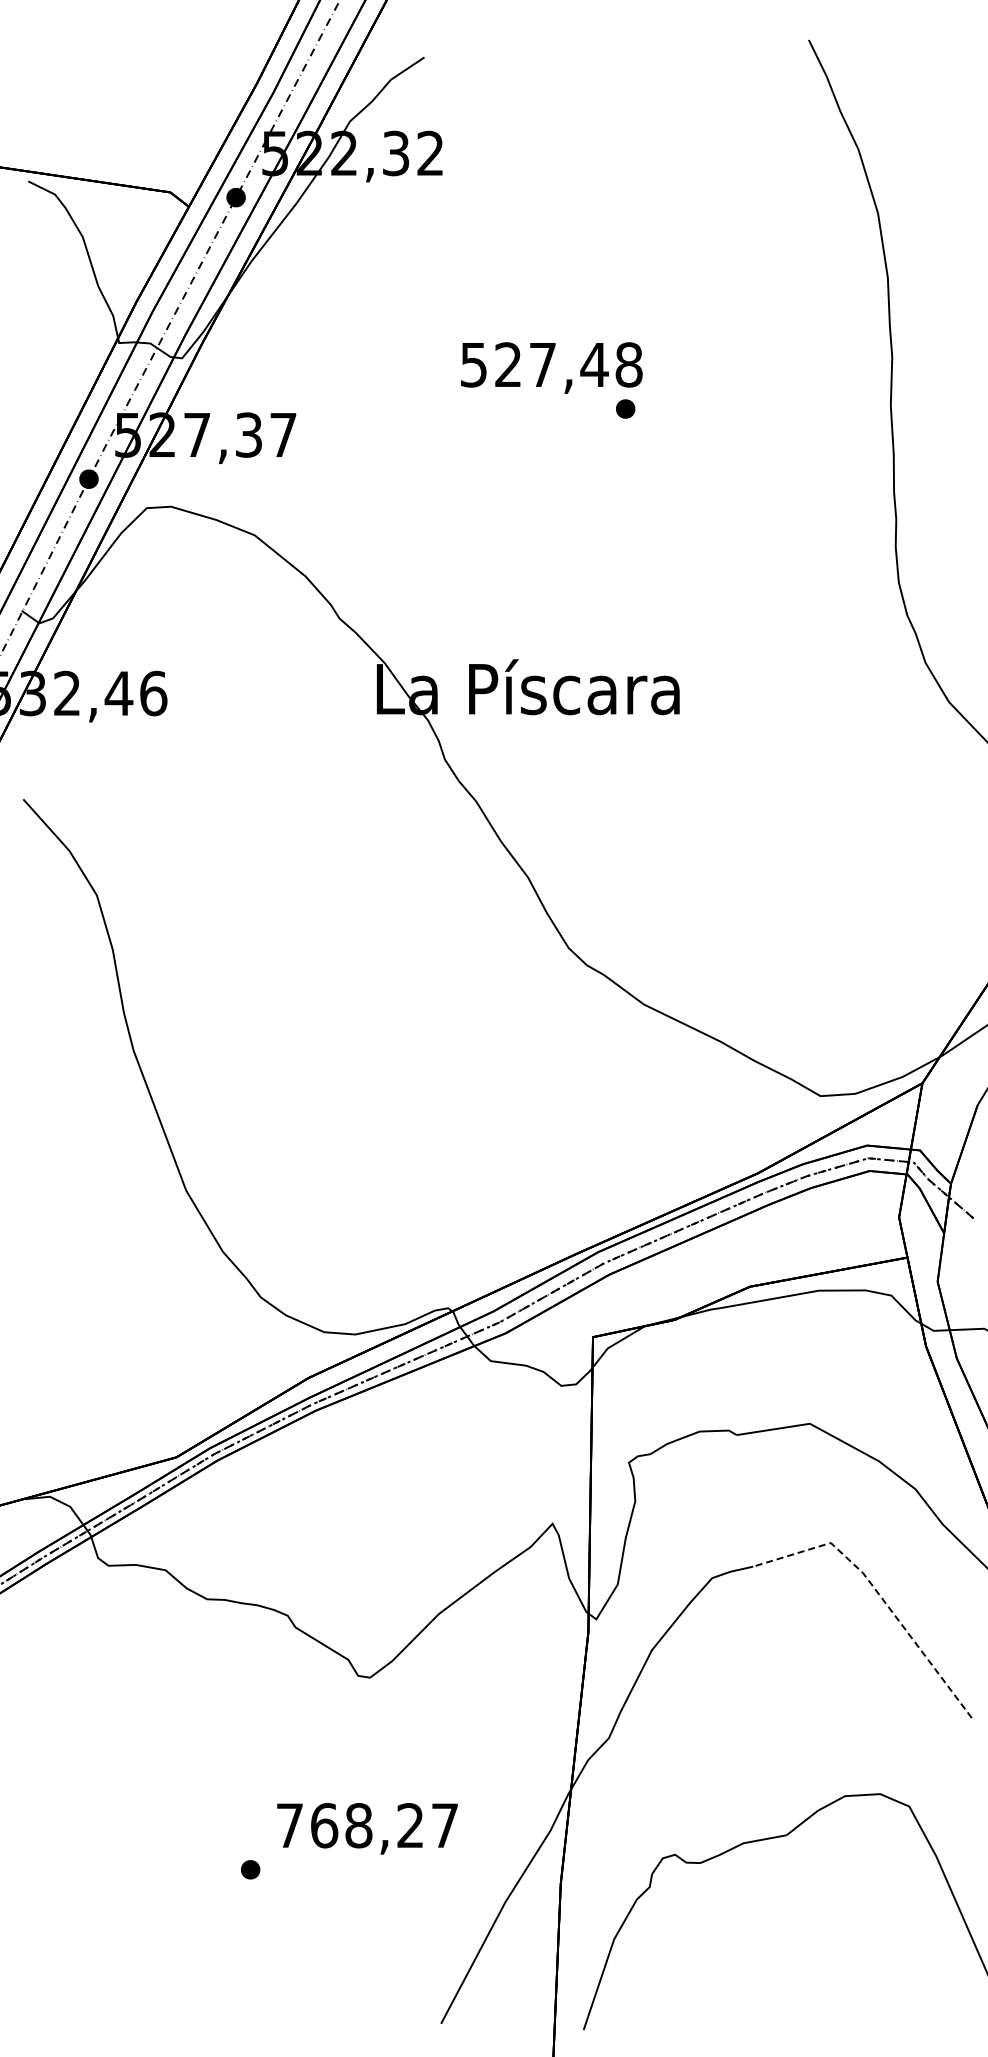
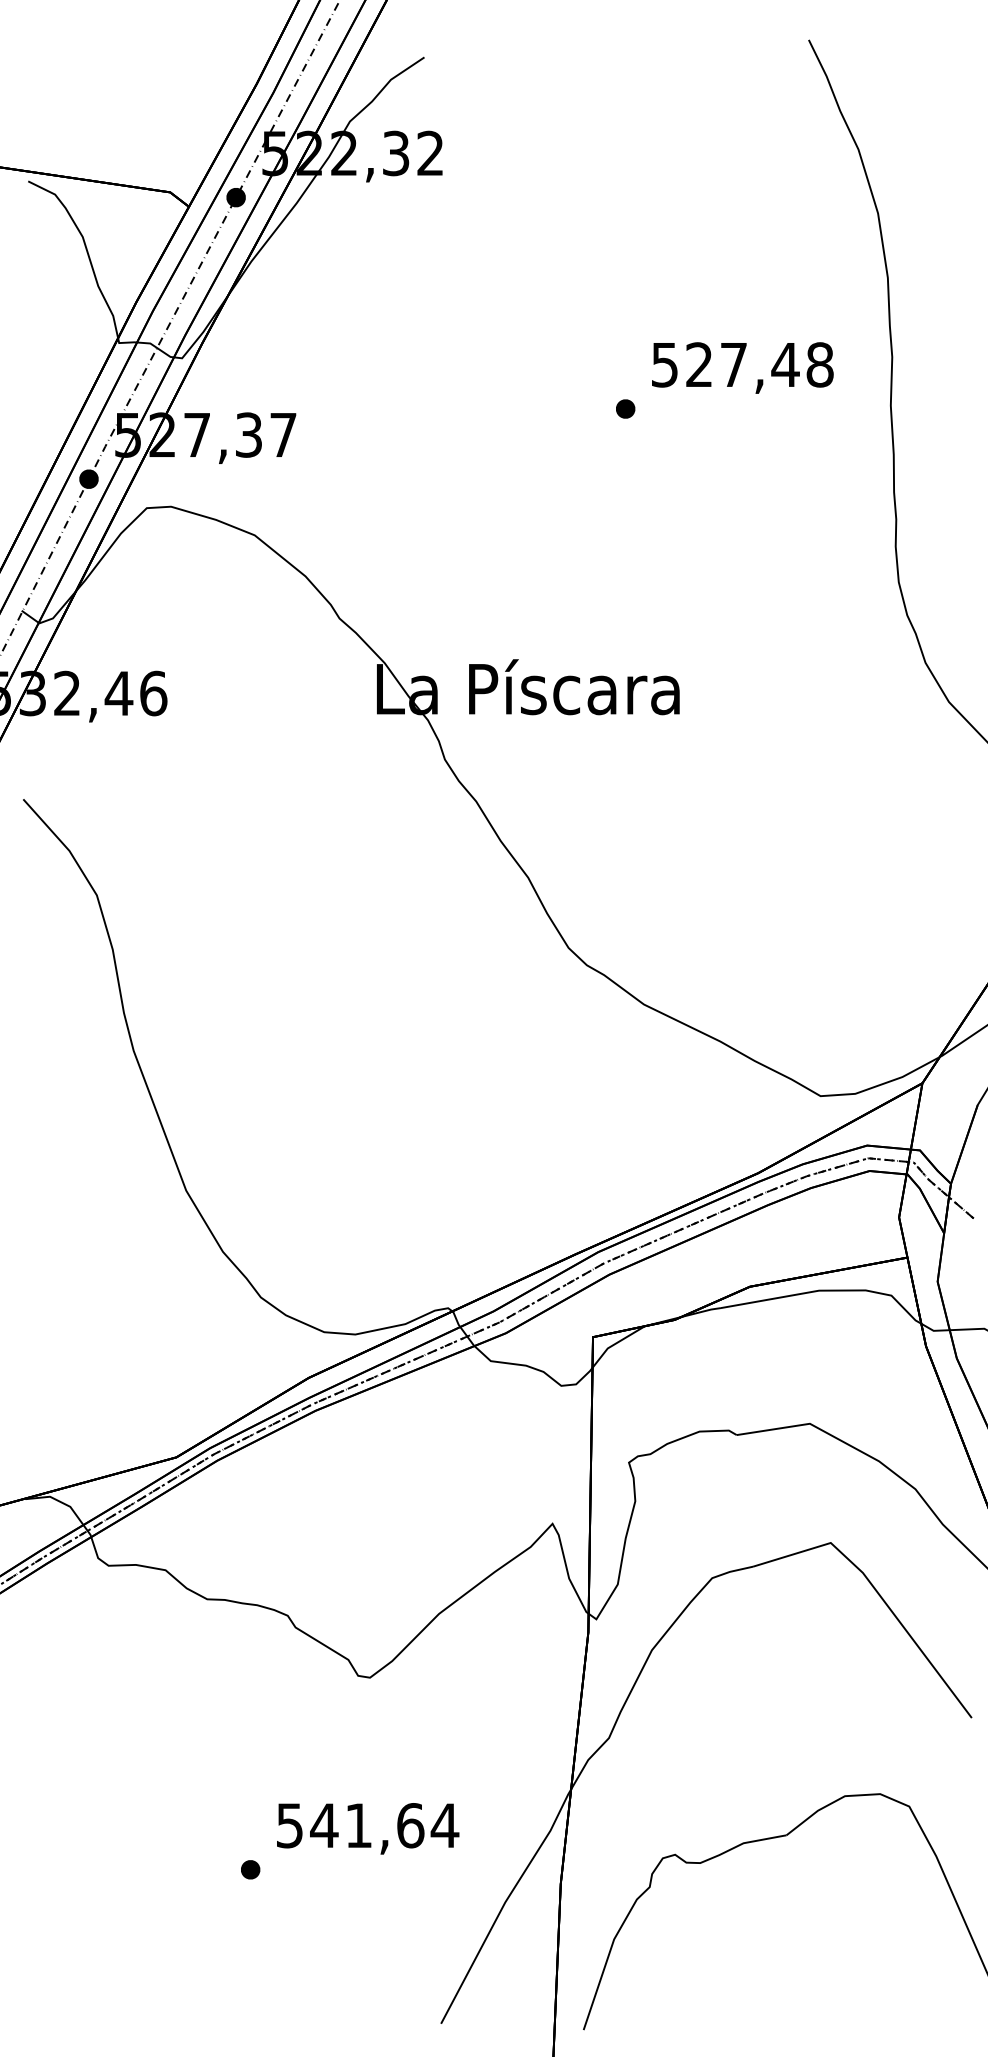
text position: (551, 367) -> (742, 367) (742, 367)
line: dashed -> solid (879, 1594)
text: 768,27 -> 541,64 (368, 1825)
